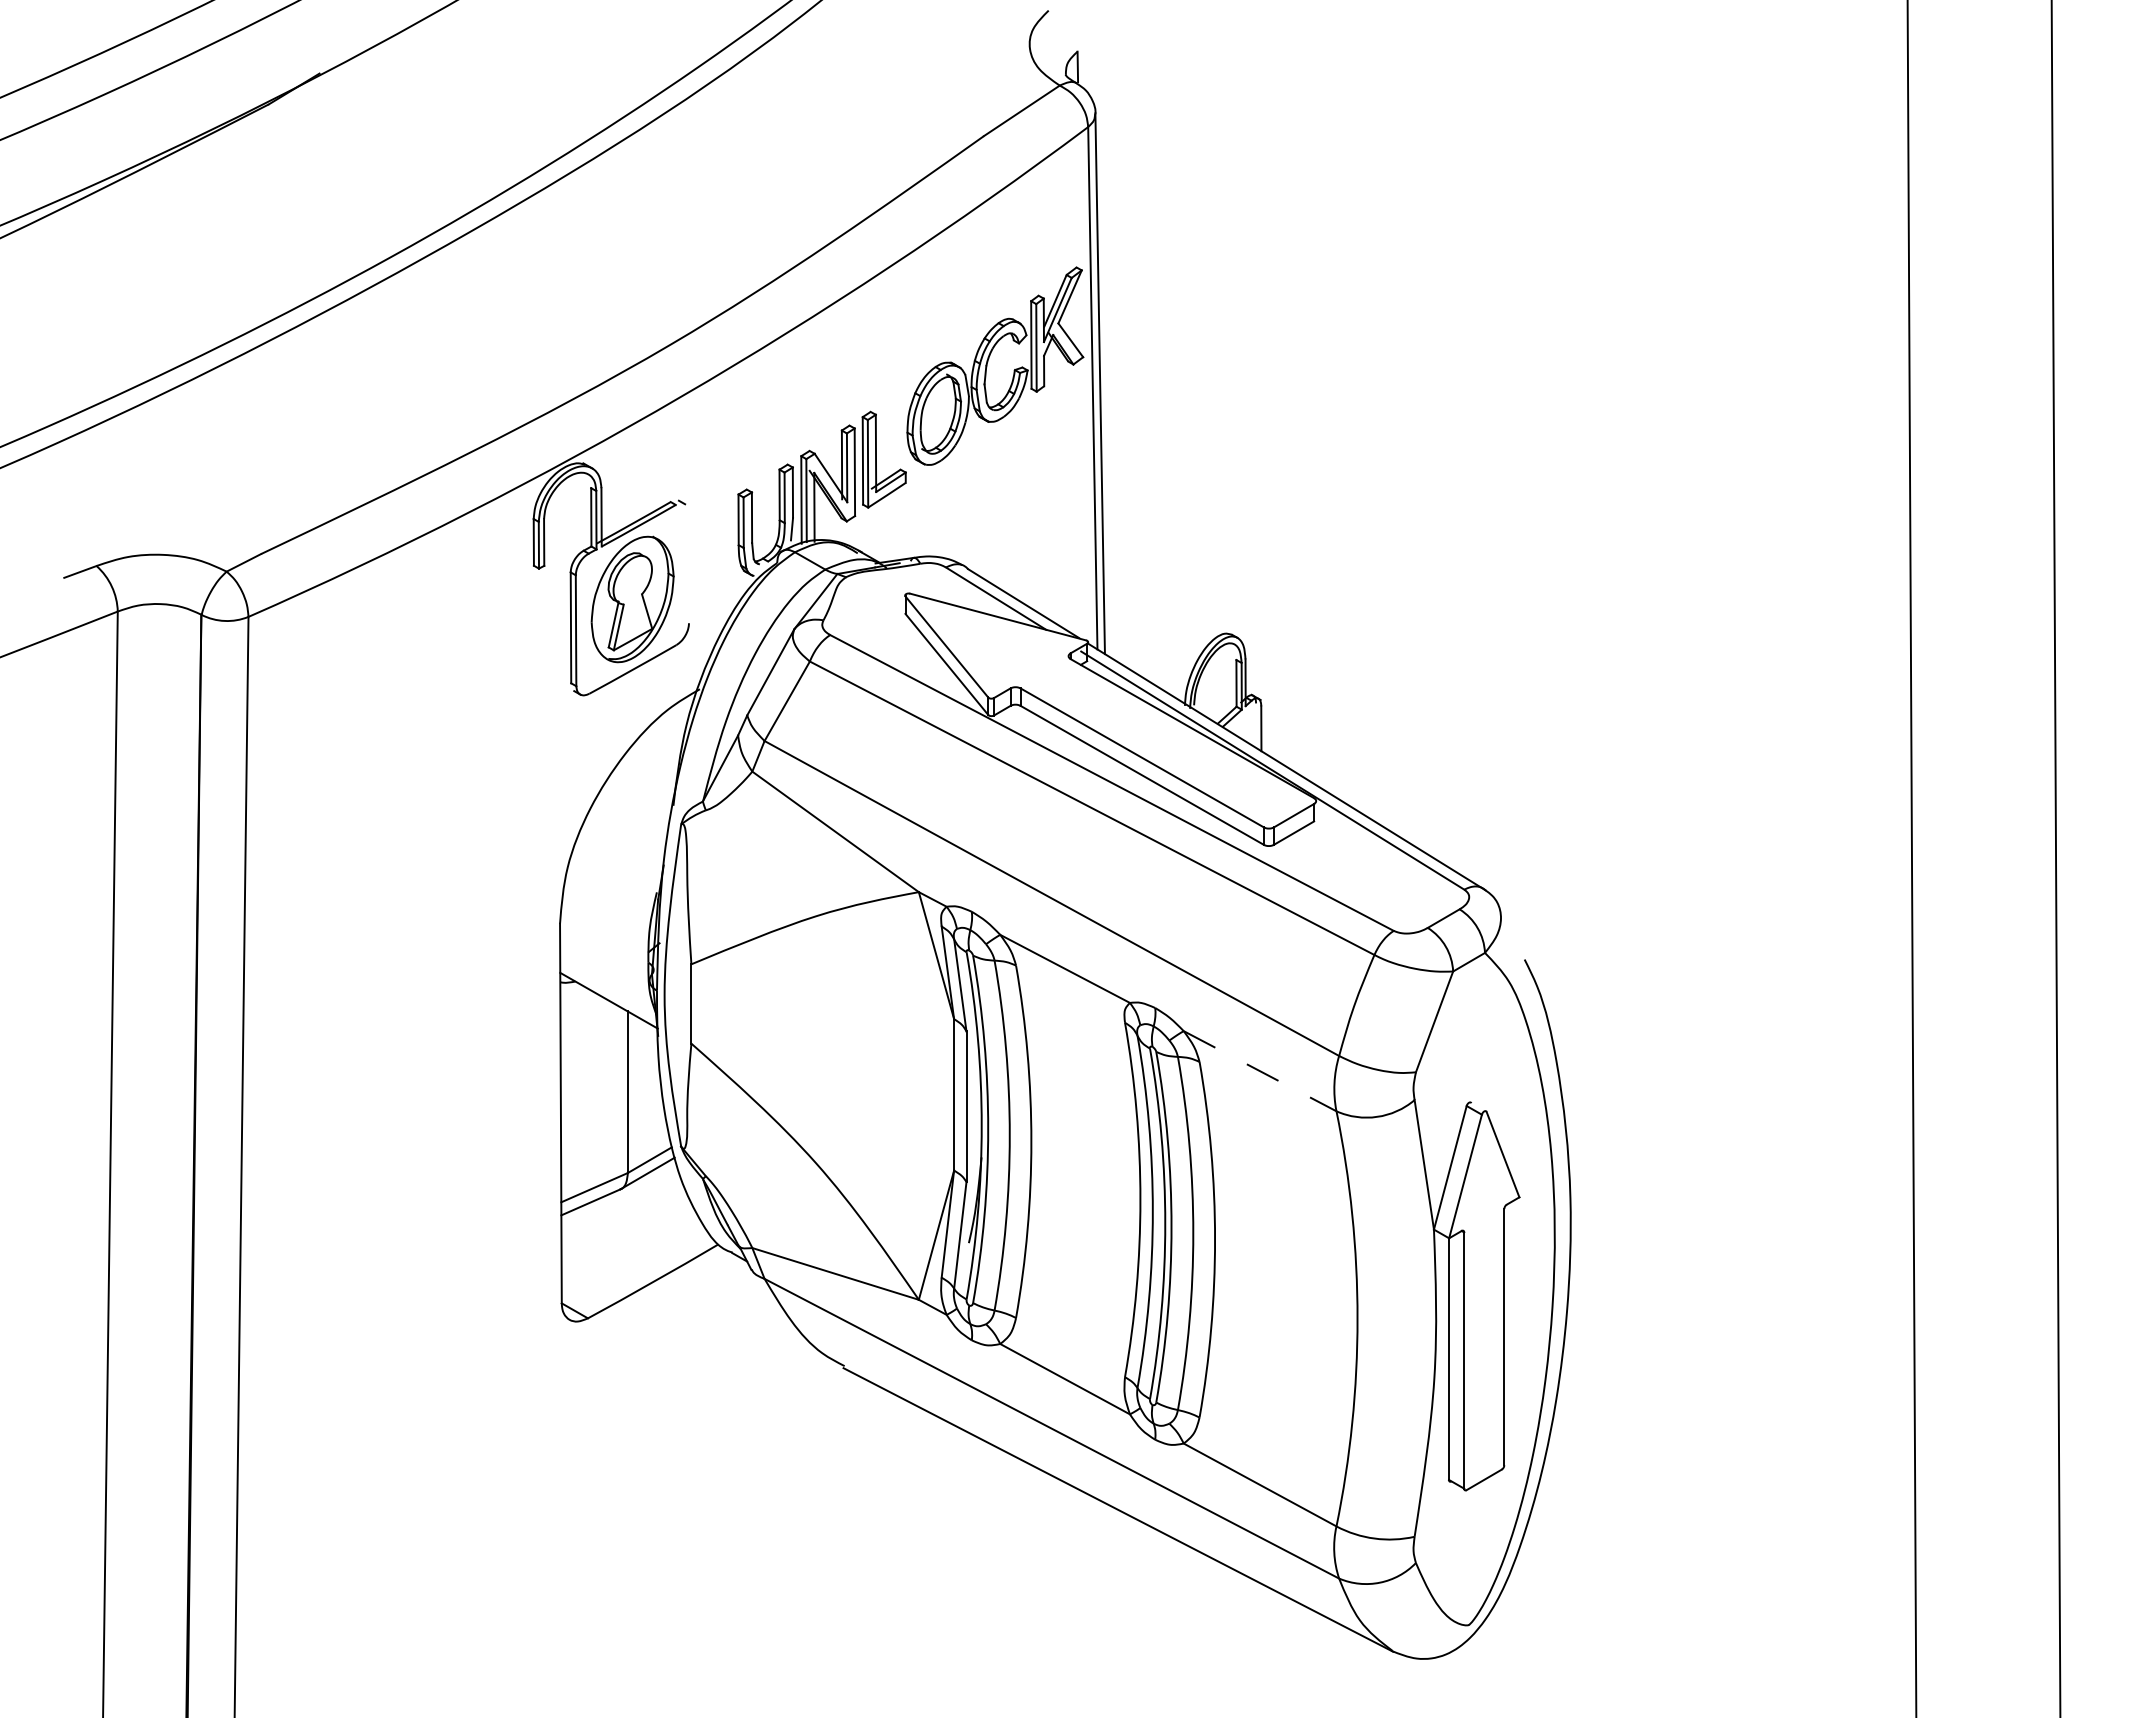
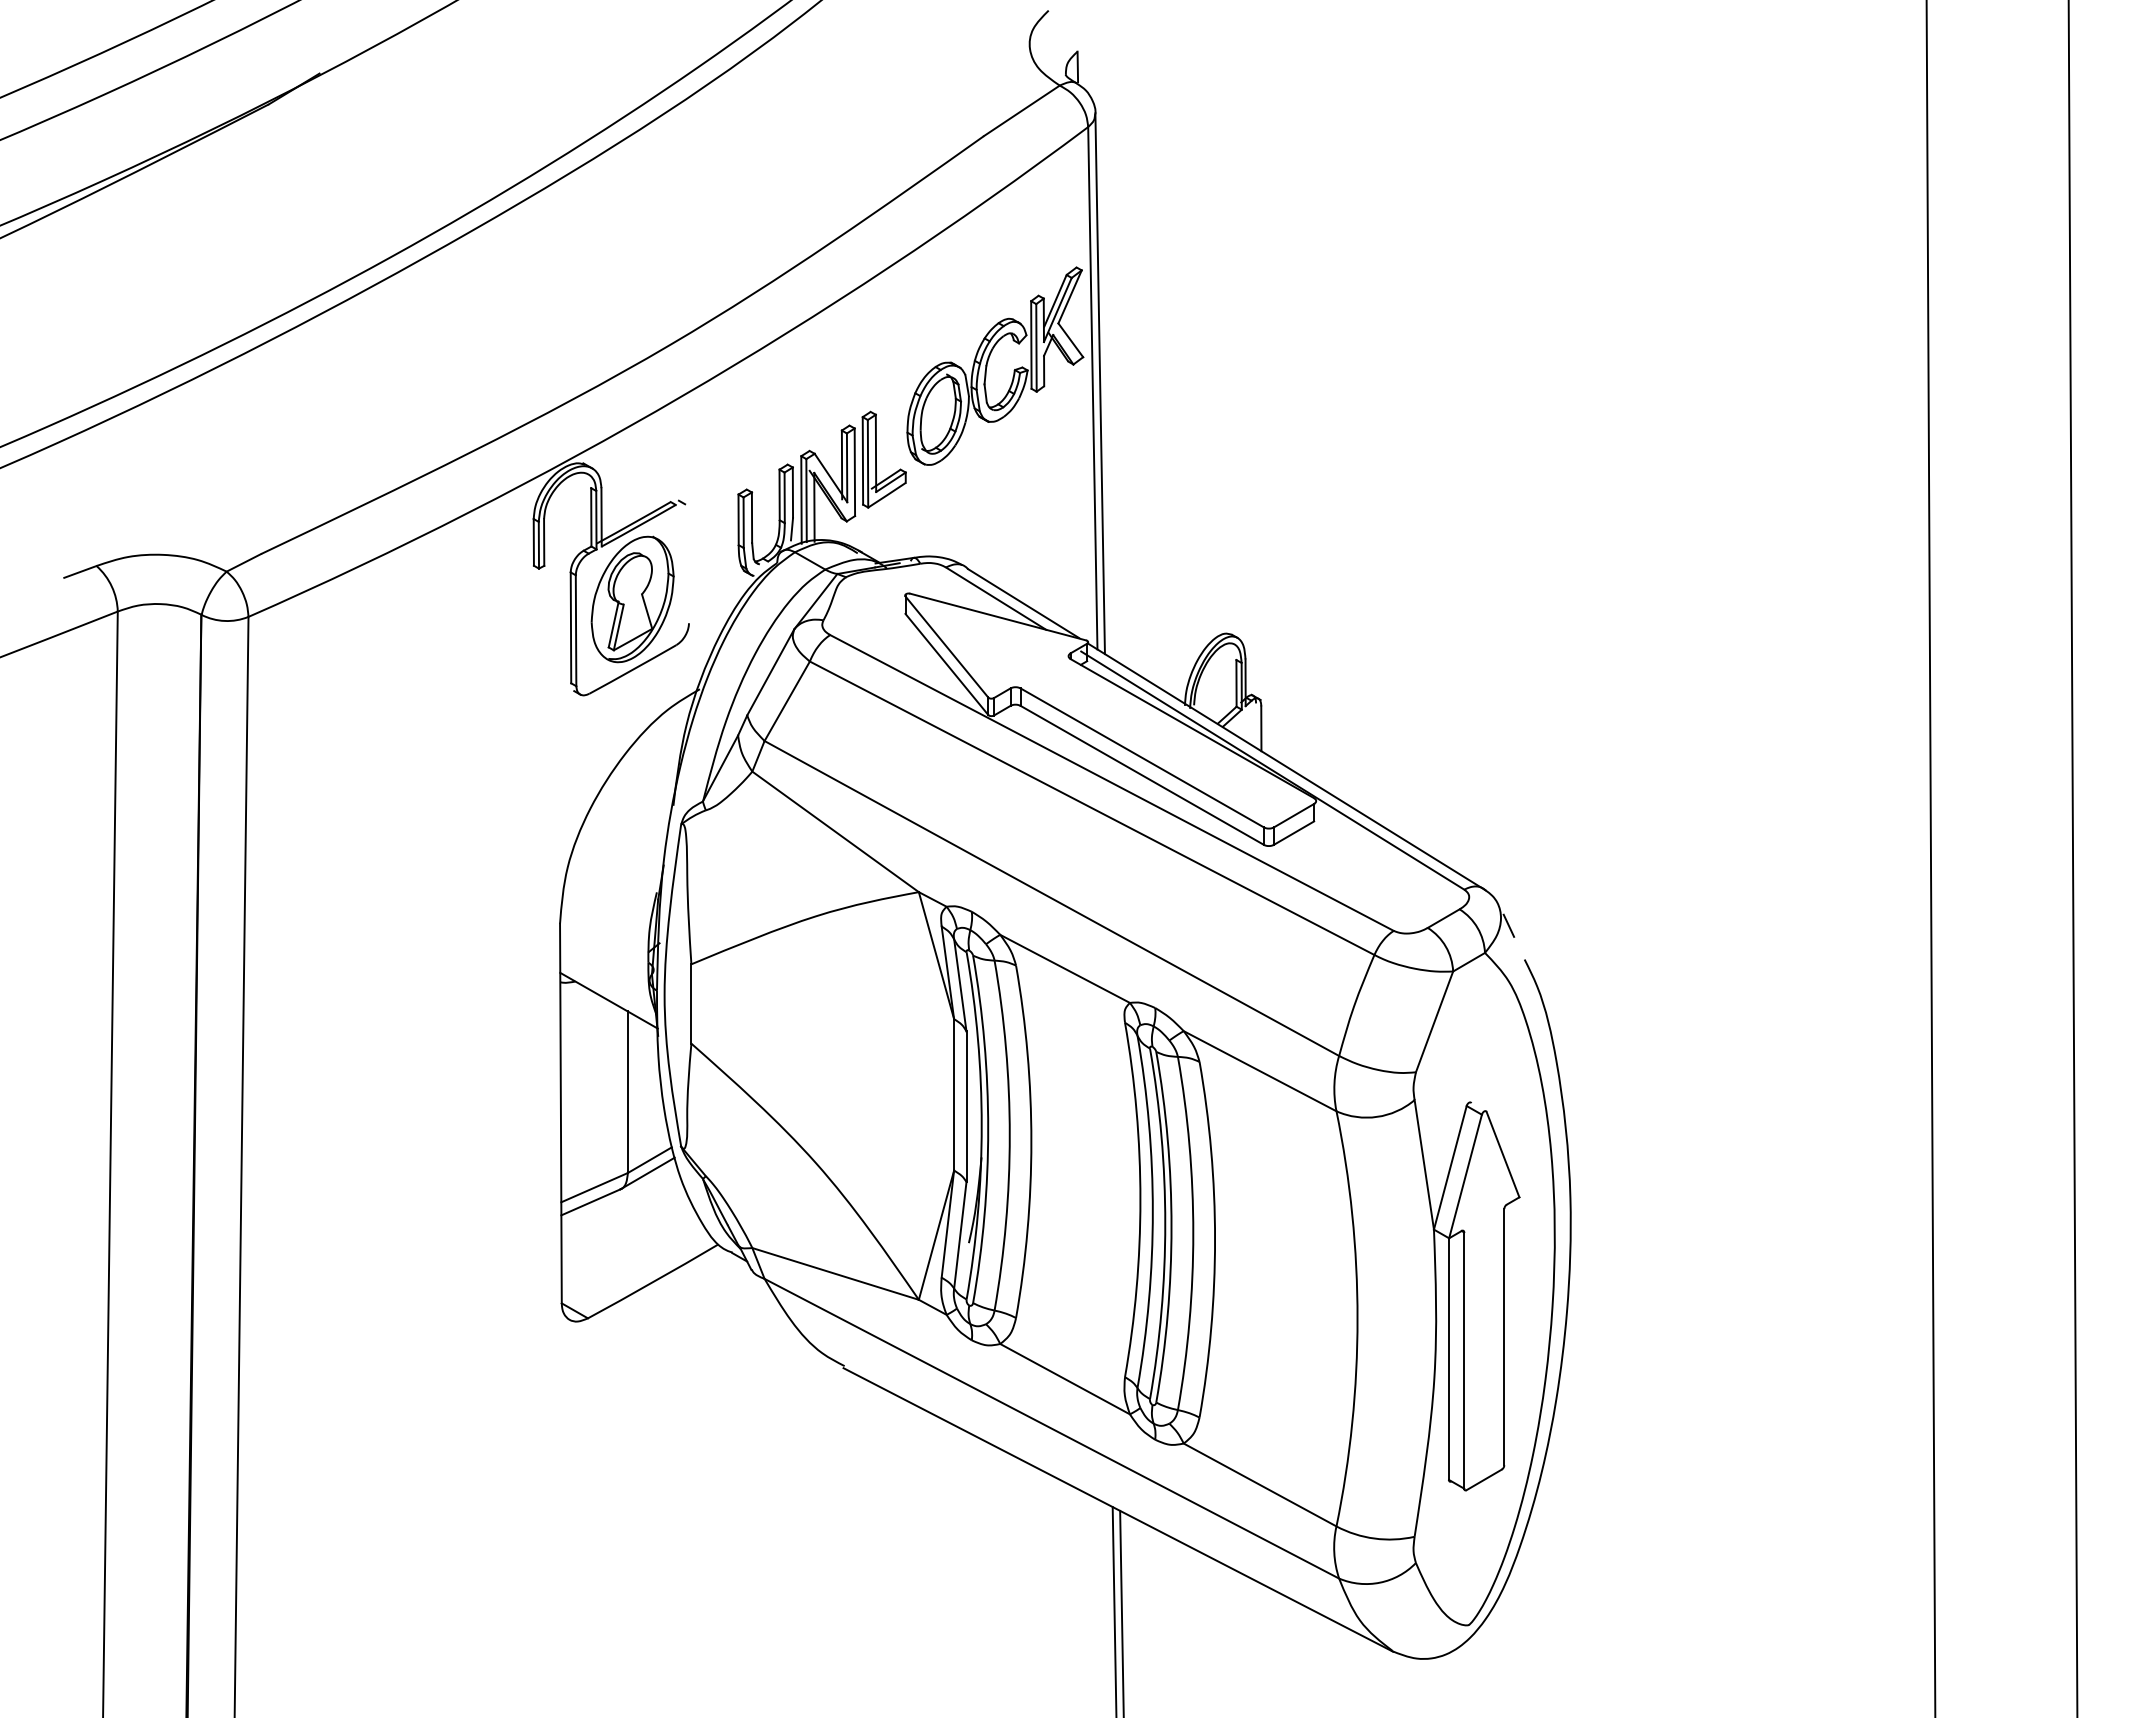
line position: (1911, 858) -> (1930, 858) (1930, 858)
line position: (2055, 858) -> (2072, 858) (2072, 858)
line: none -> present (1508, 925)
line: dashed -> solid (1260, 1071)
line: none -> present (1114, 1610)
line: none -> present (1121, 1612)
